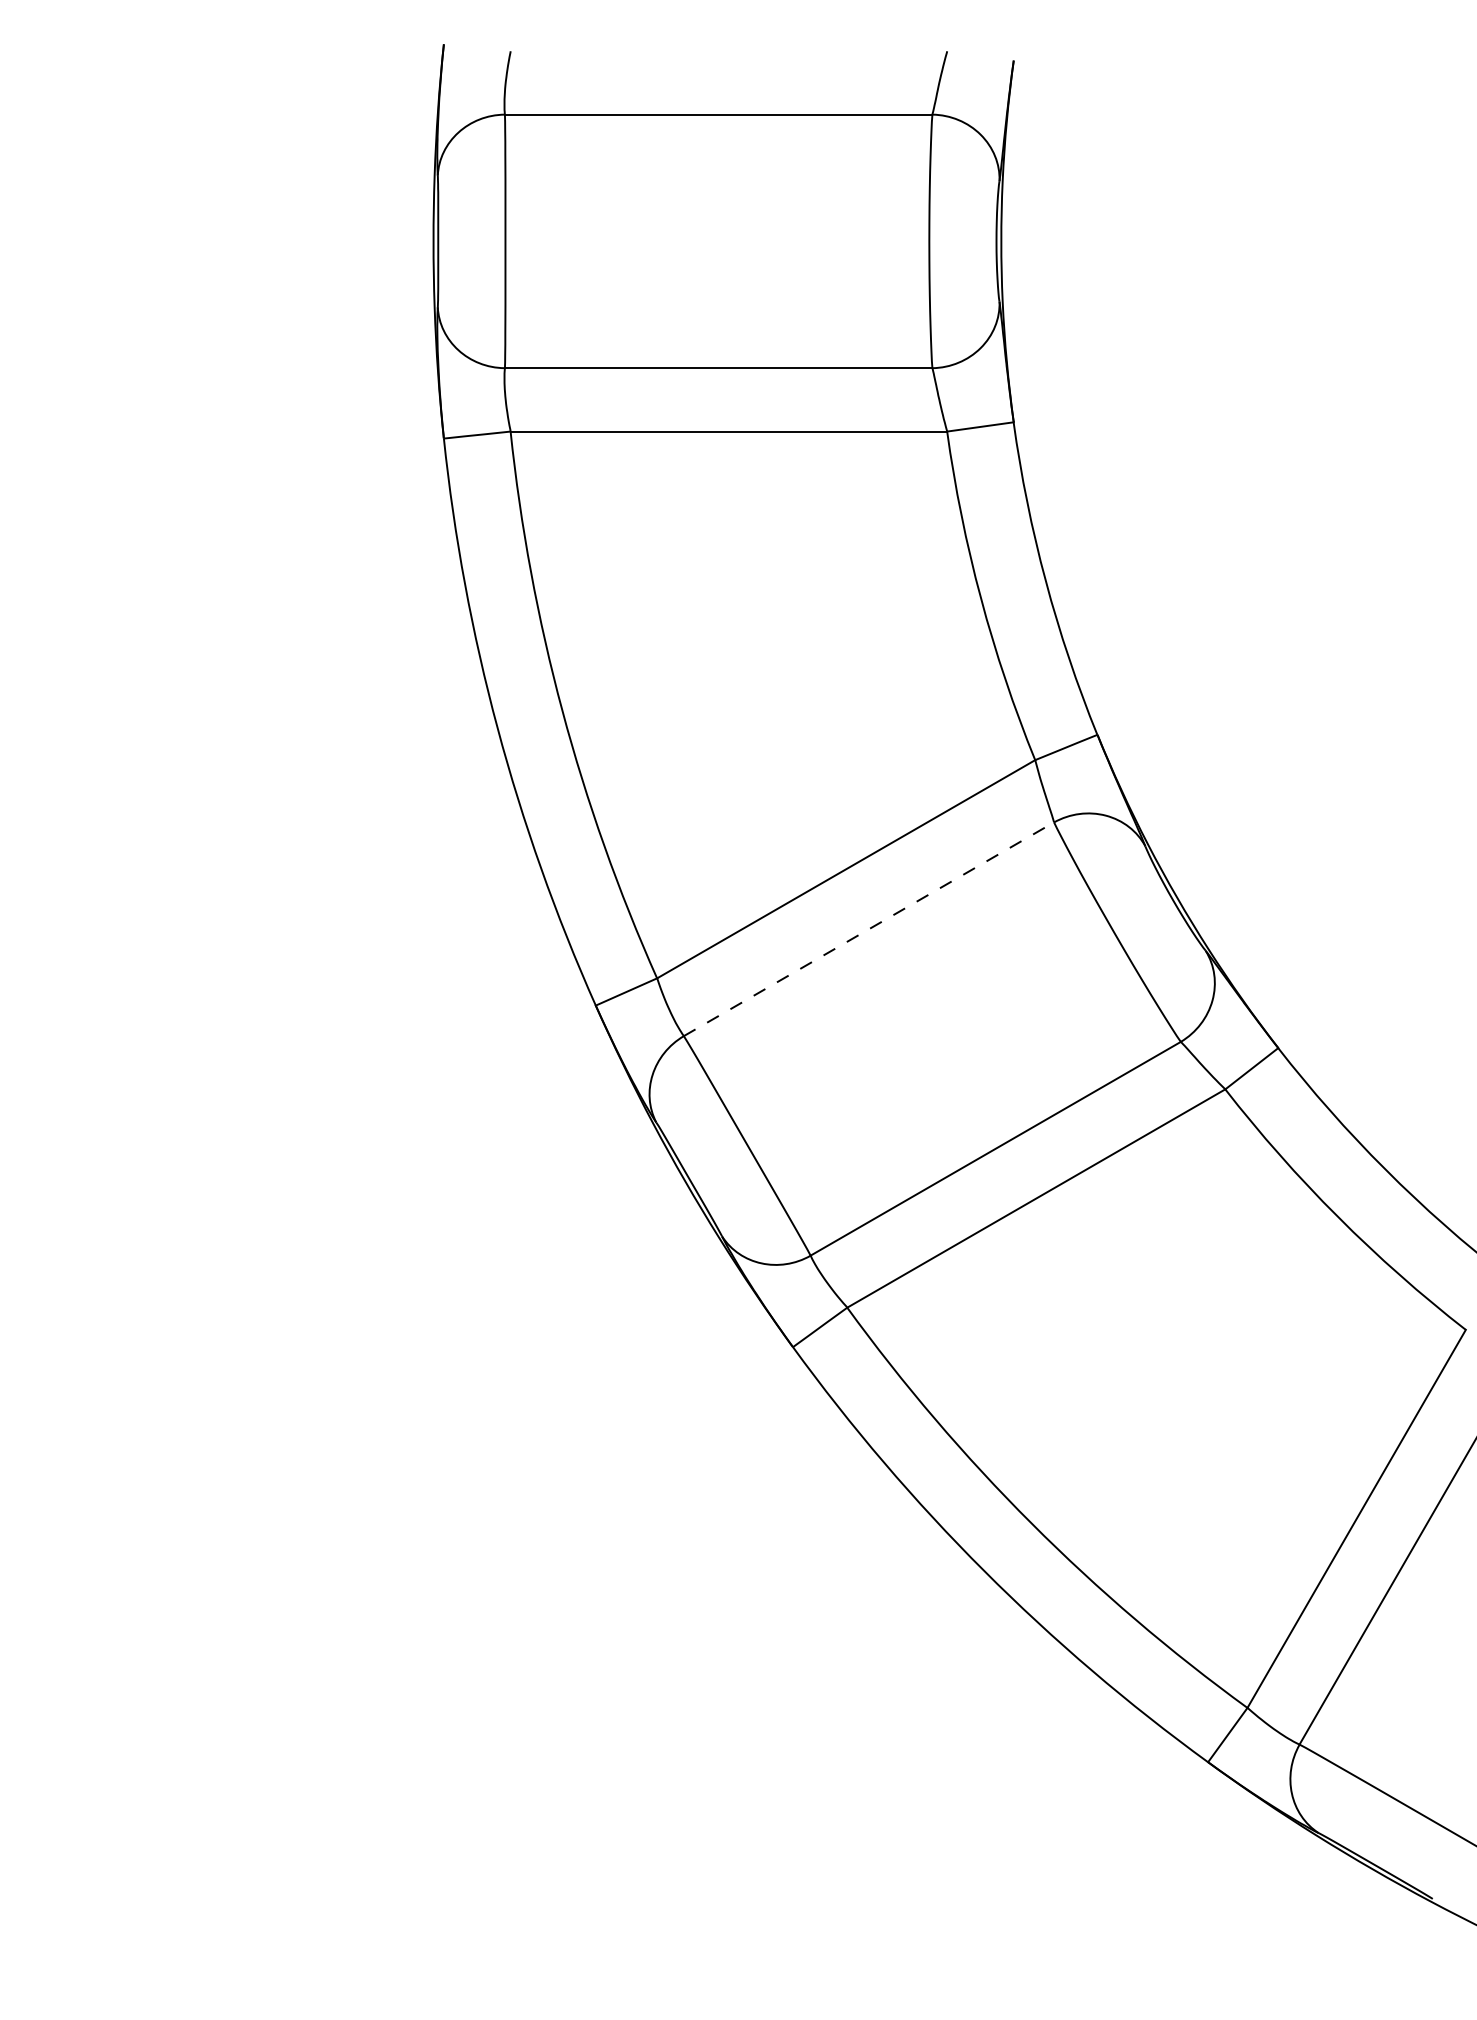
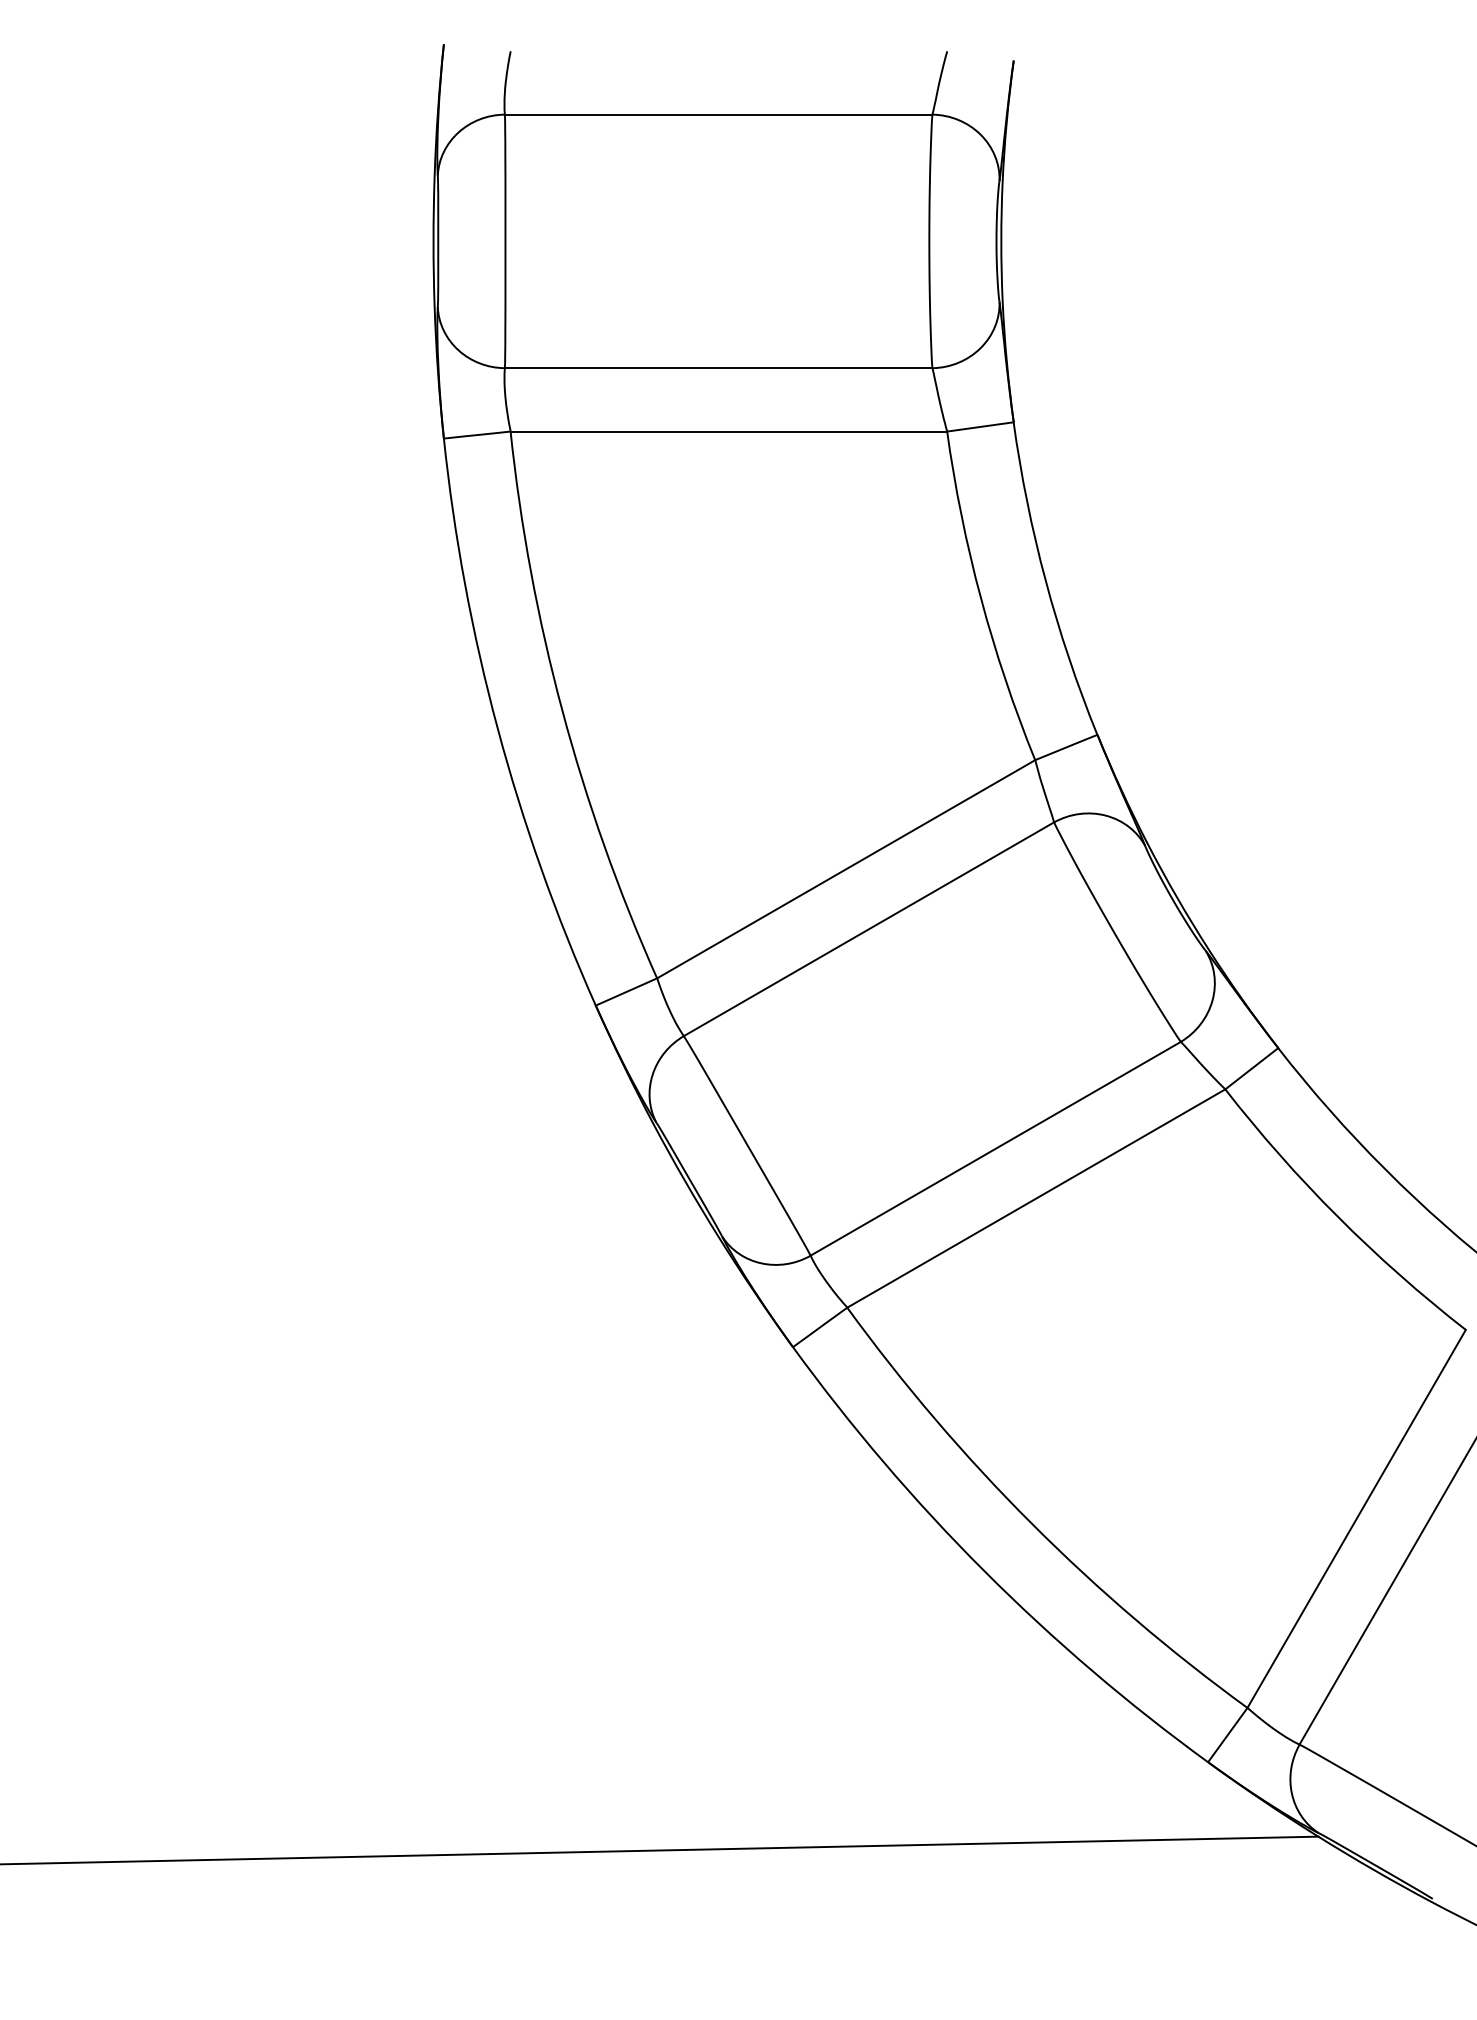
line: dashed -> solid (868, 929)
line: none -> present (660, 1850)
